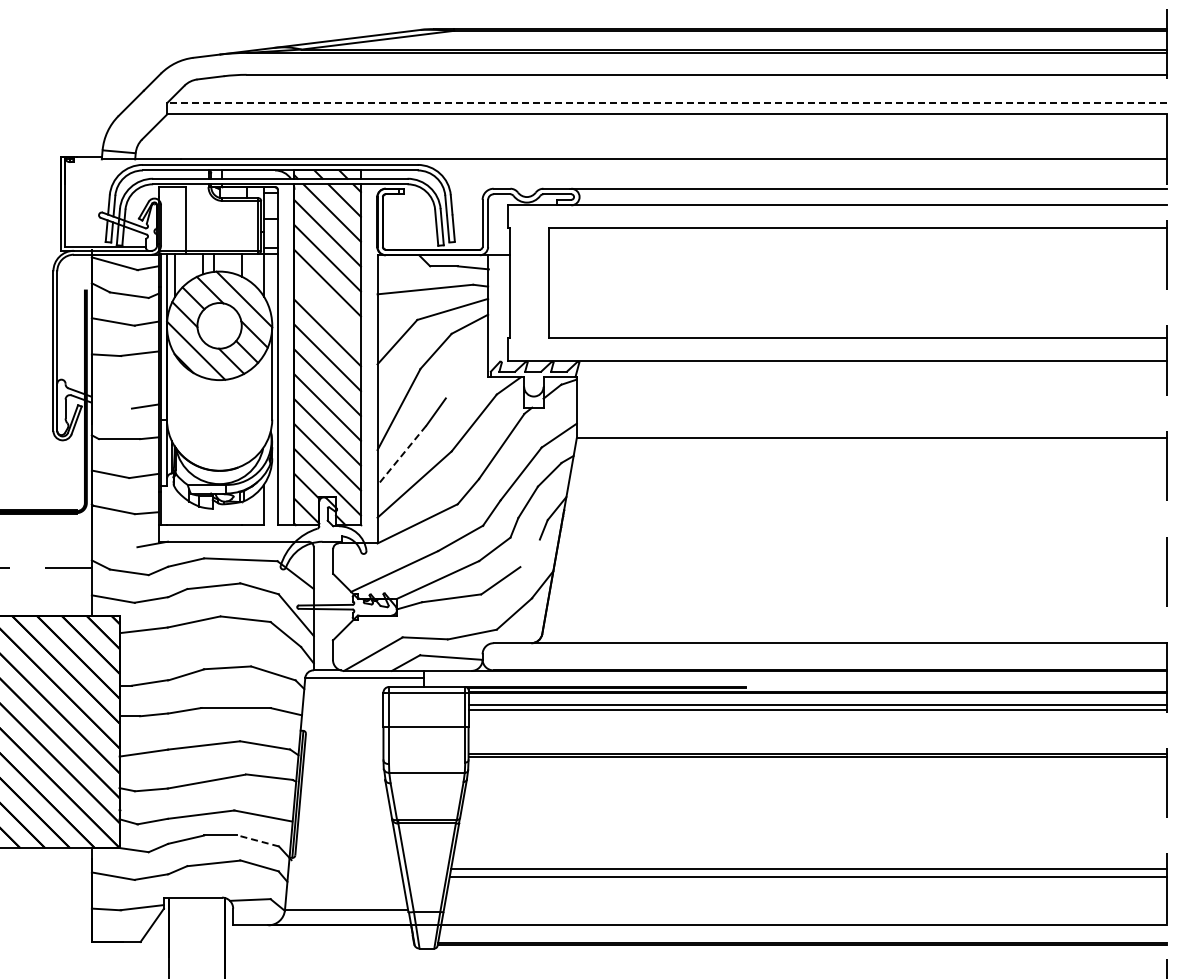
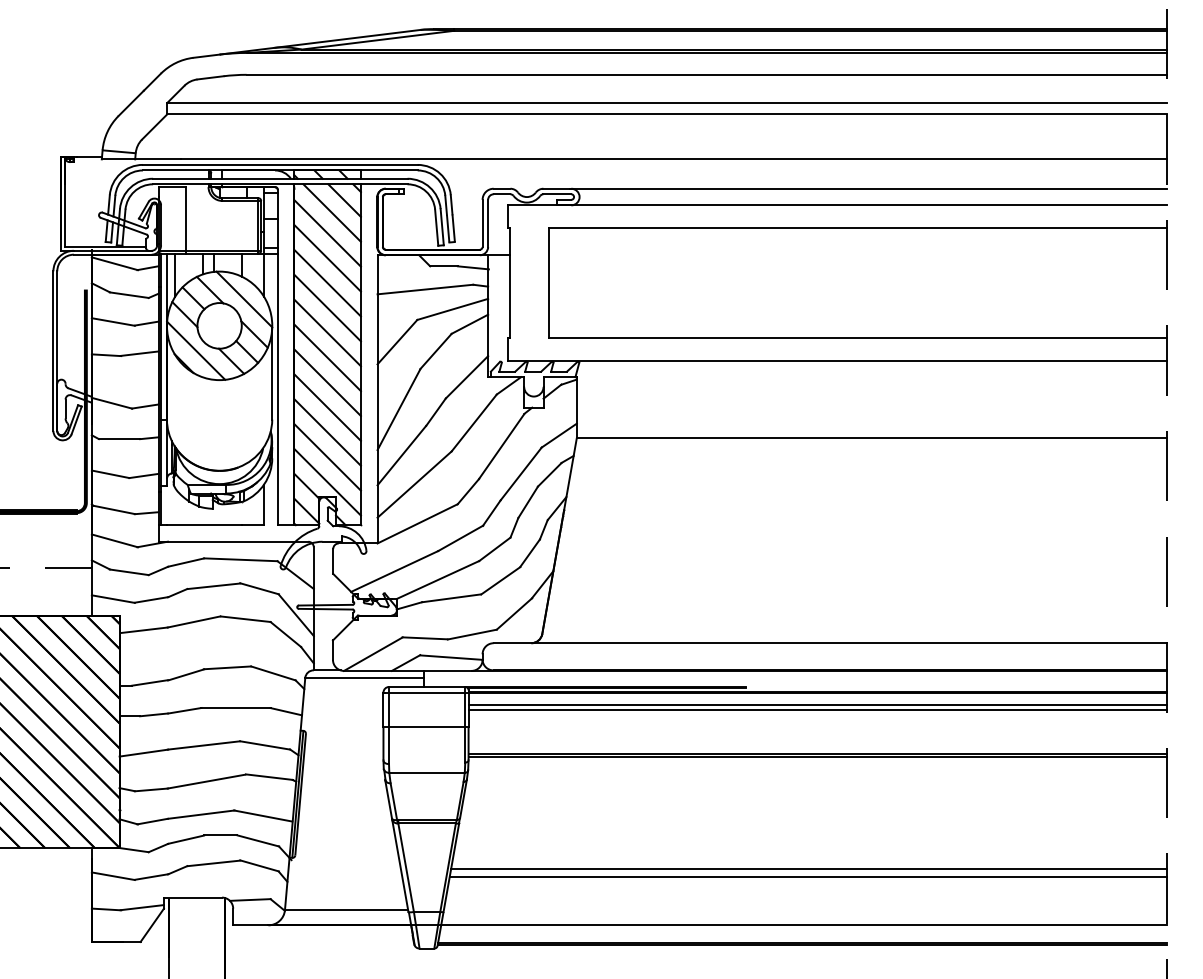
line: dashed -> solid (667, 102)
line: none -> present (327, 307)
line: none -> present (466, 377)
line: none -> present (111, 402)
line: dashed -> solid (401, 456)
line: none -> present (114, 540)
line: none -> present (529, 552)
line: dashed -> solid (258, 840)
